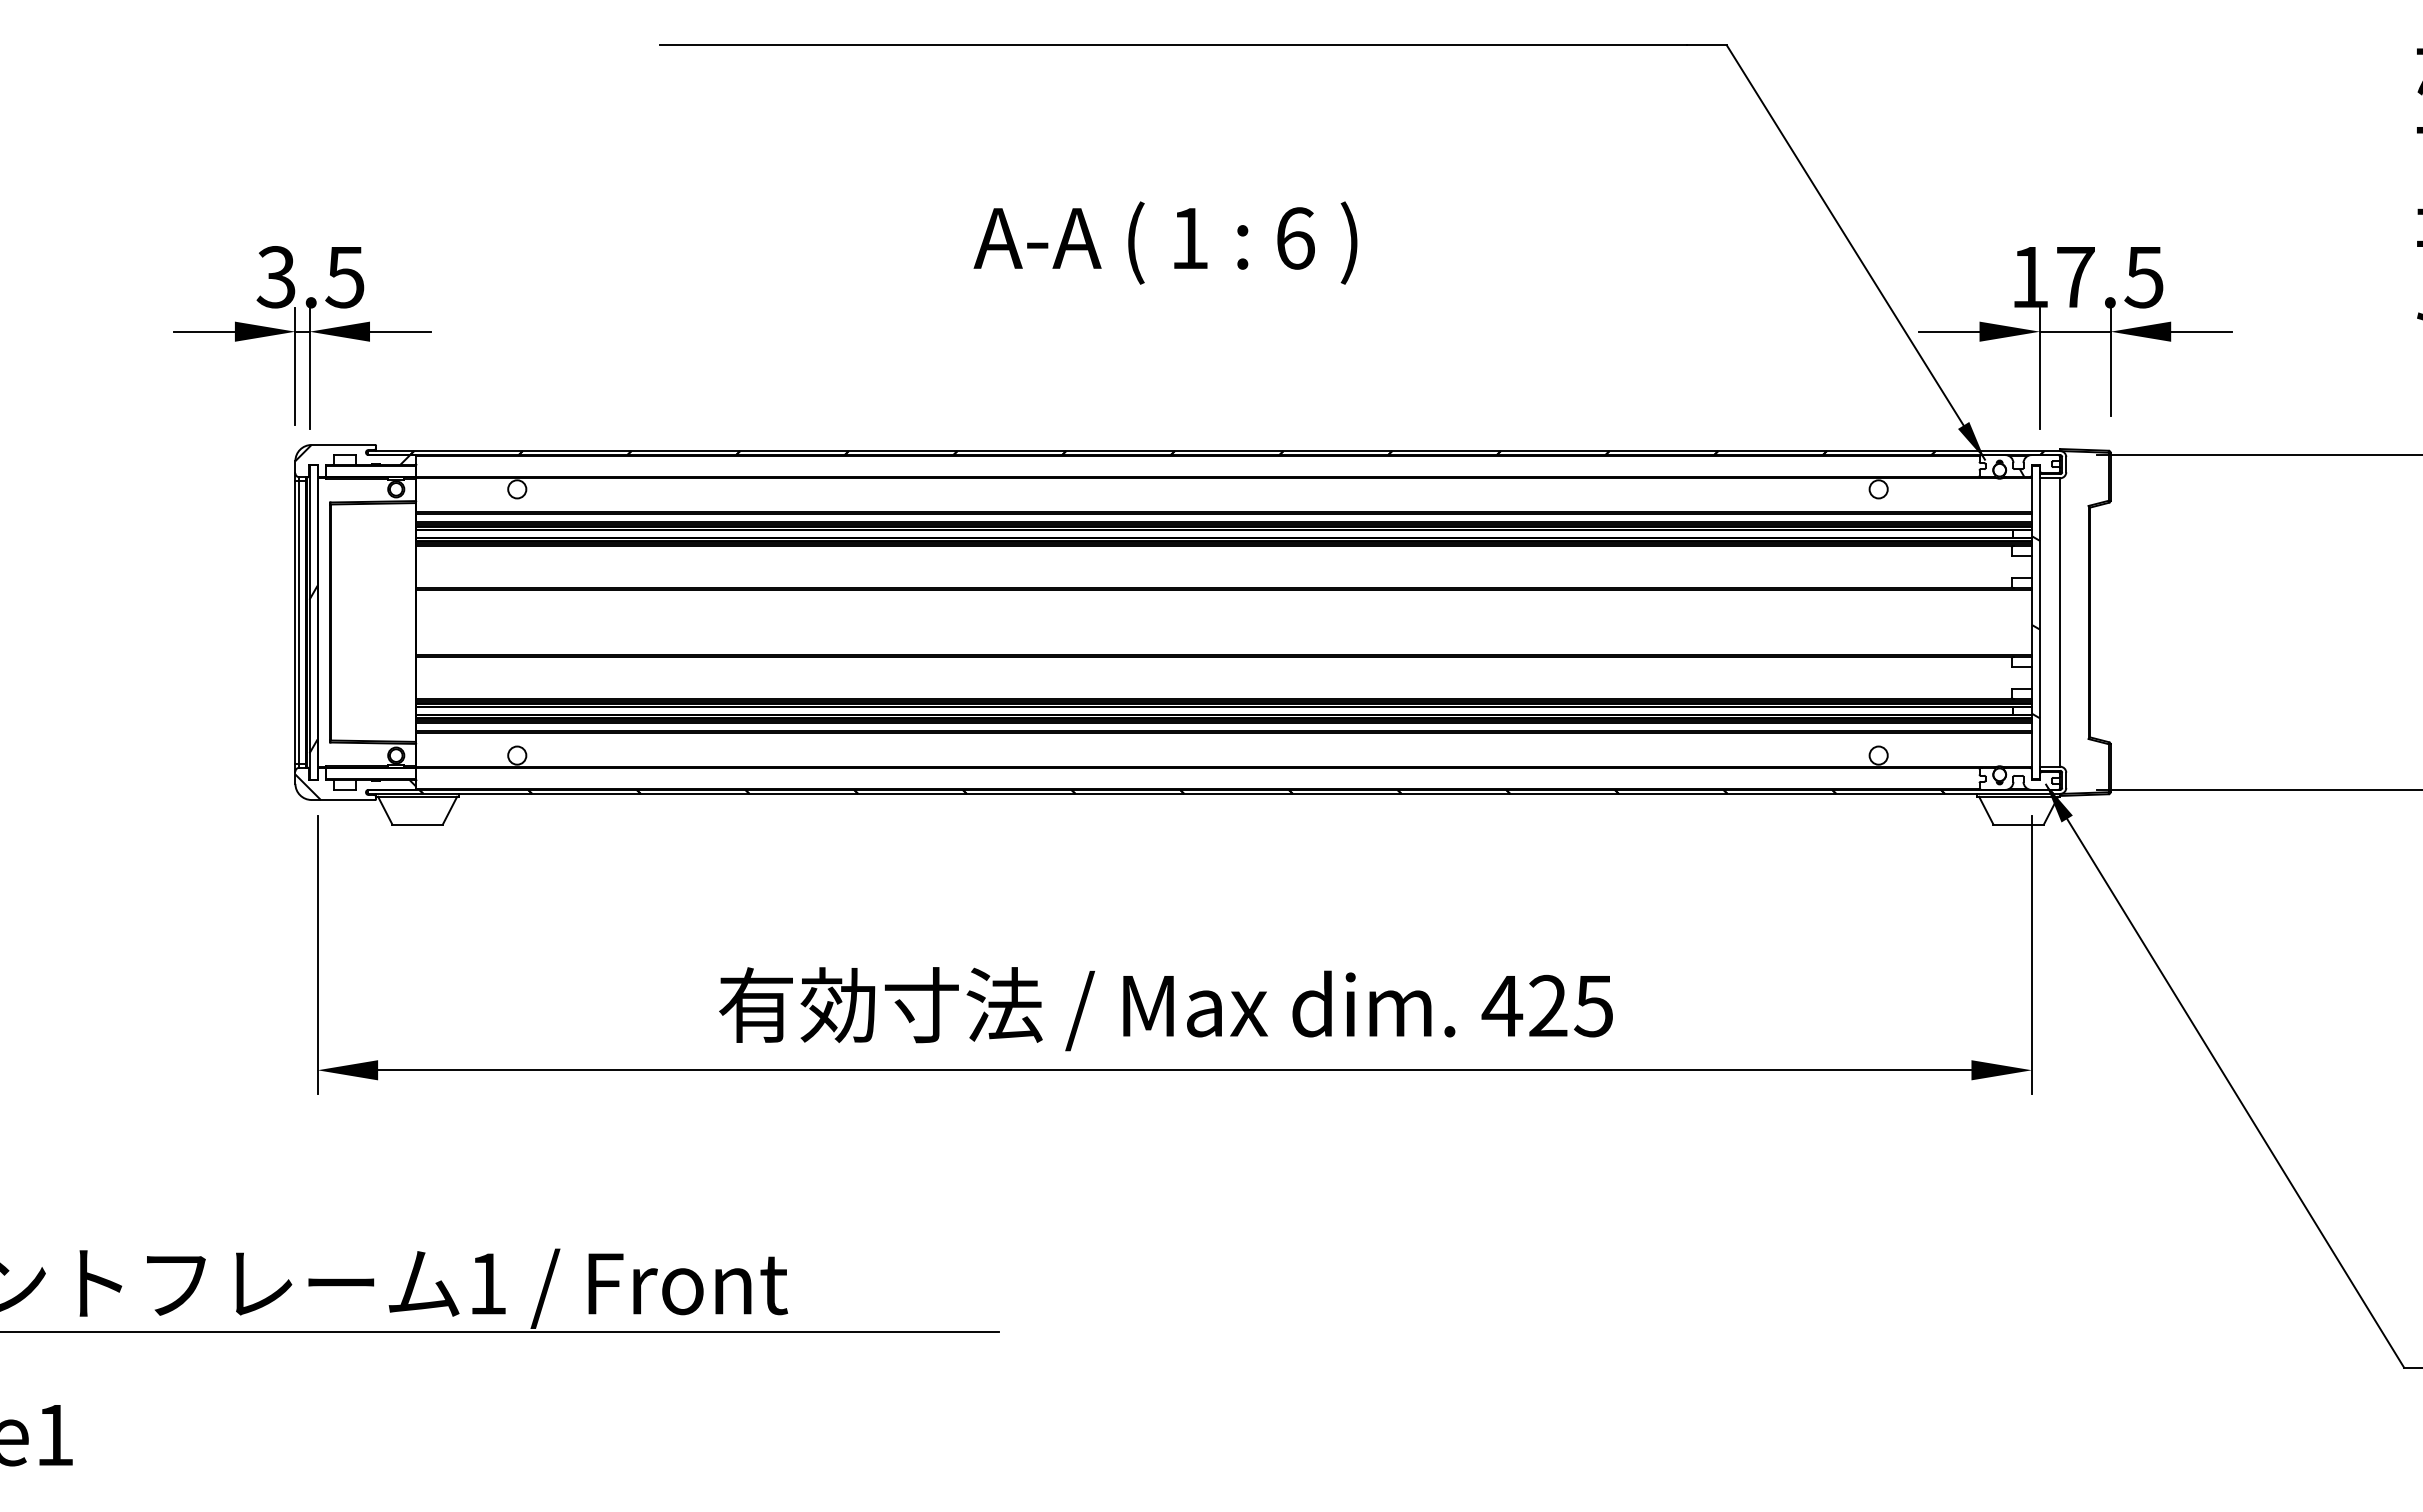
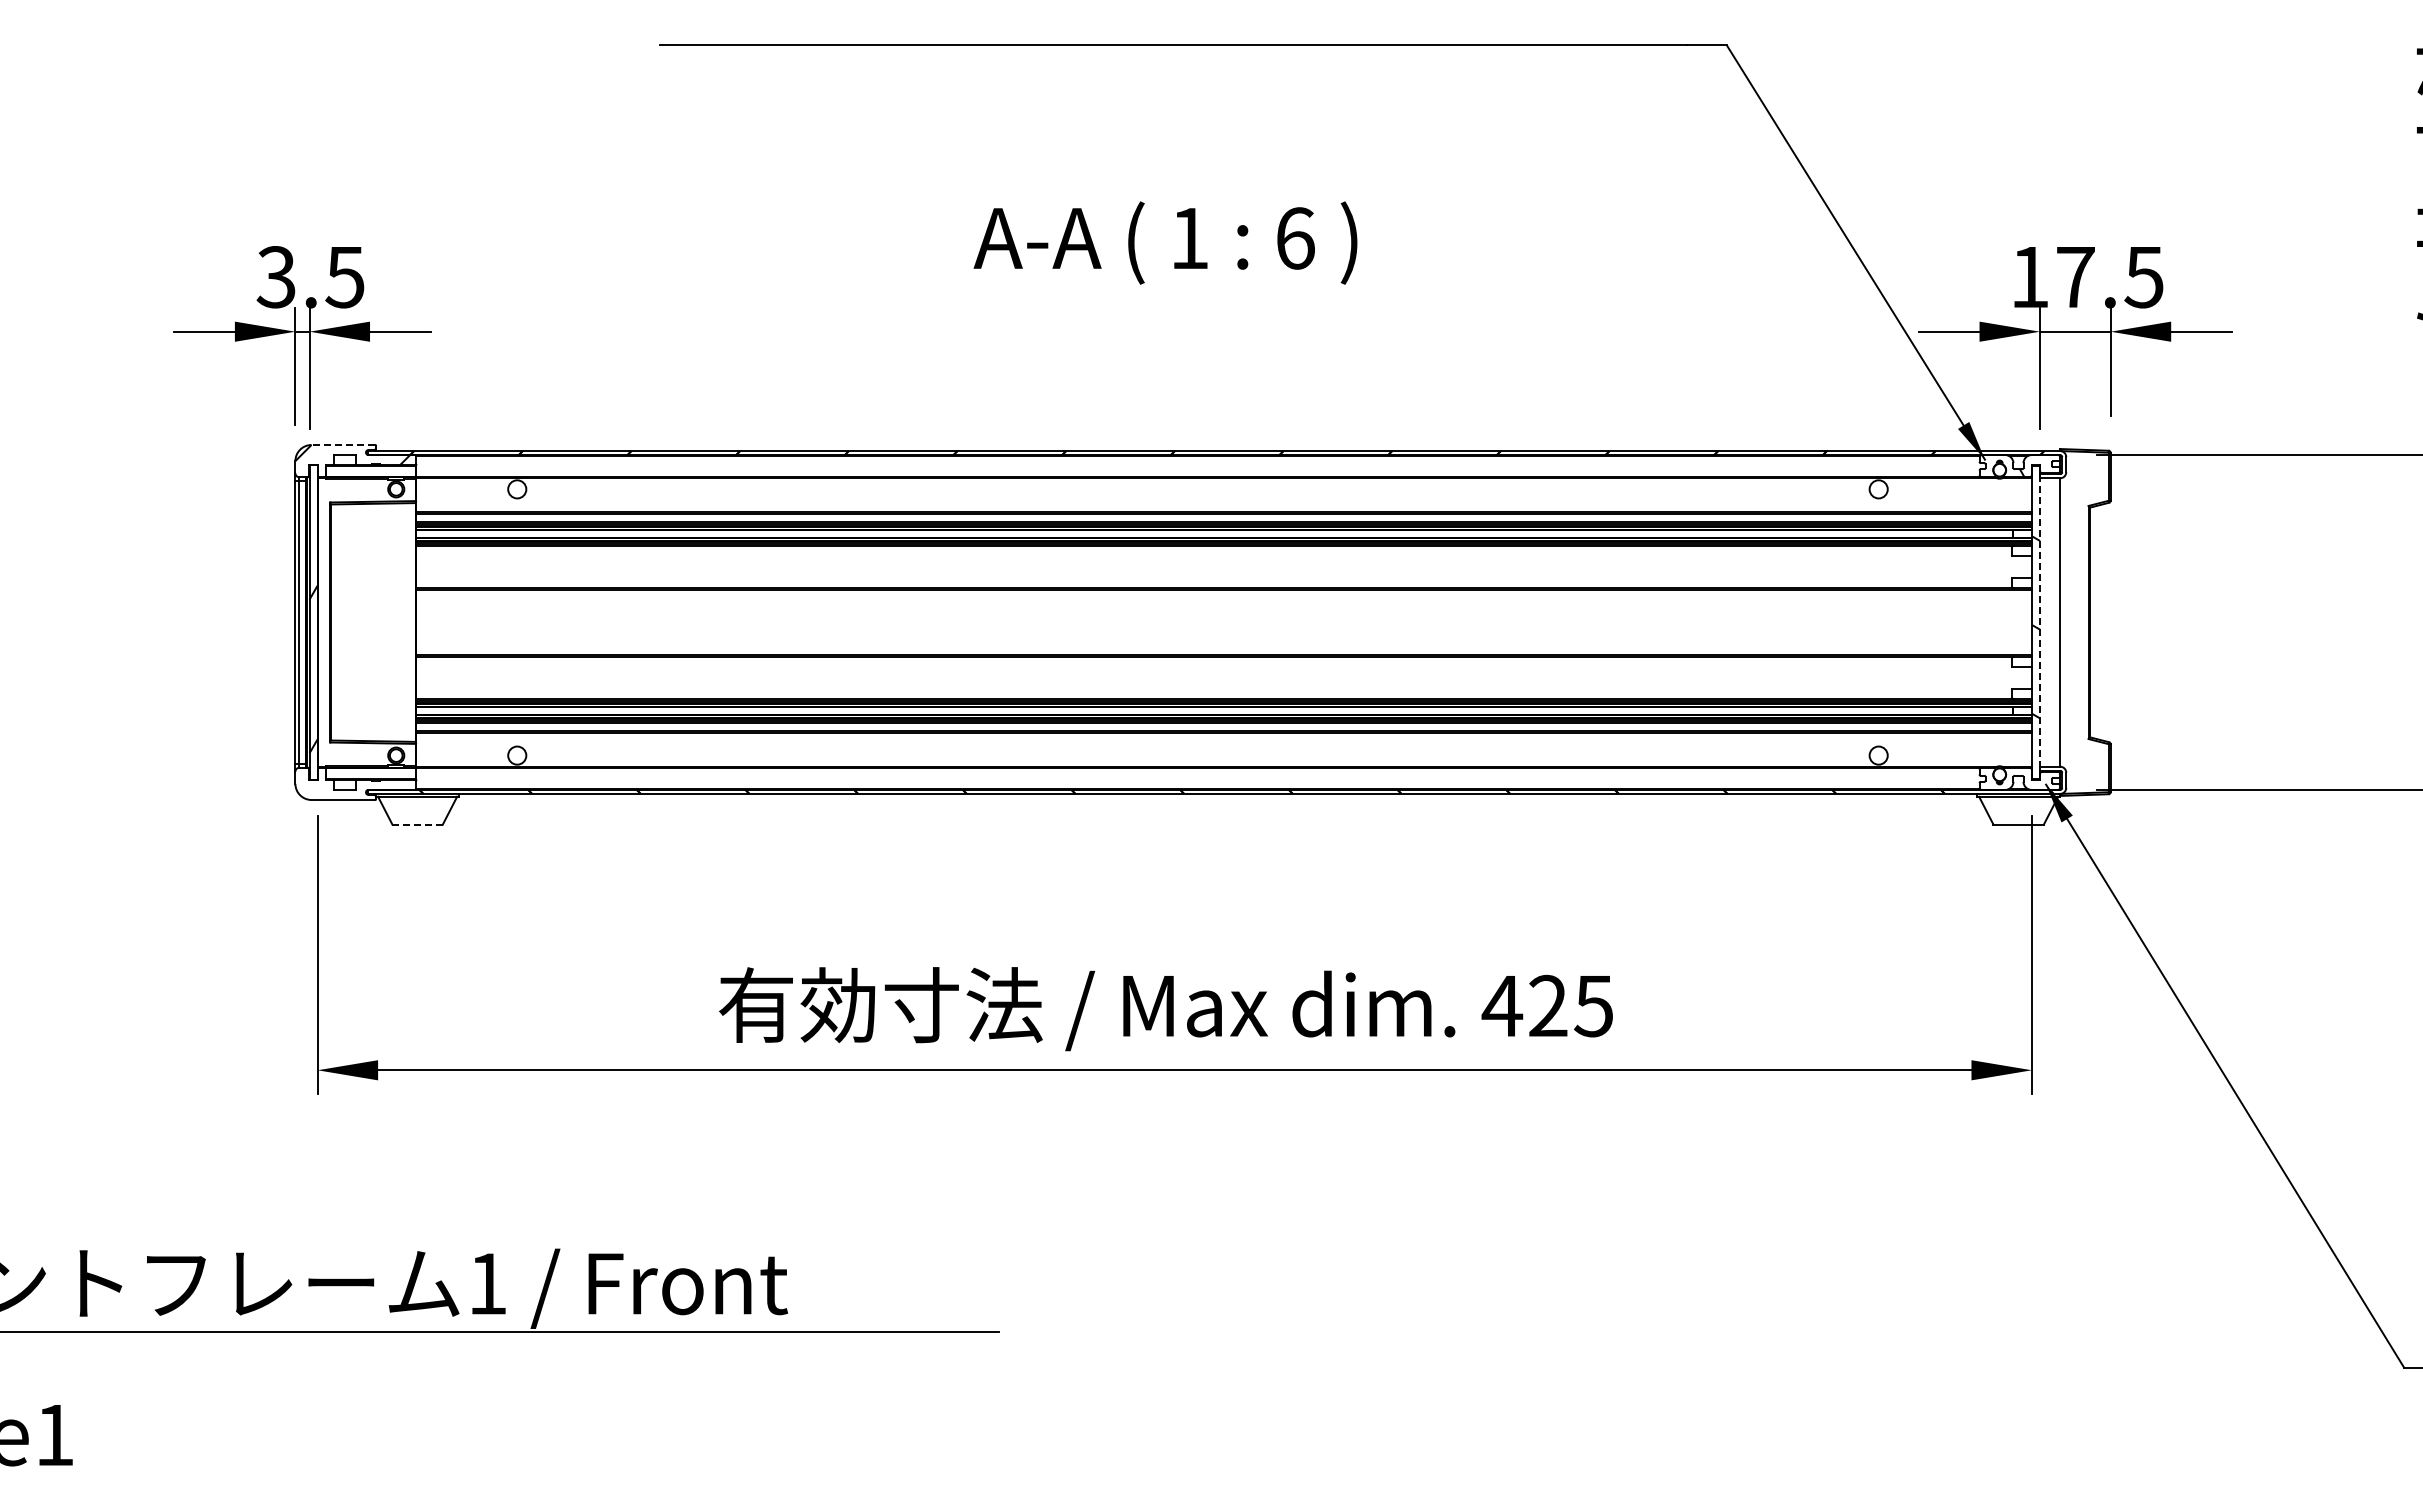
line: solid -> dashed (343, 445)
line: solid -> dashed (2040, 622)
hatch: present -> none (355, 786)
line: solid -> dashed (418, 824)
